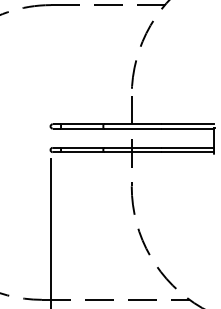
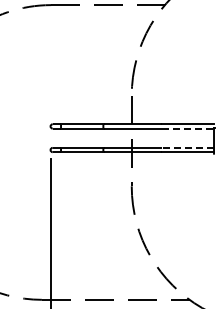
line: solid -> dashed (188, 128)
line: solid -> dashed (187, 147)
